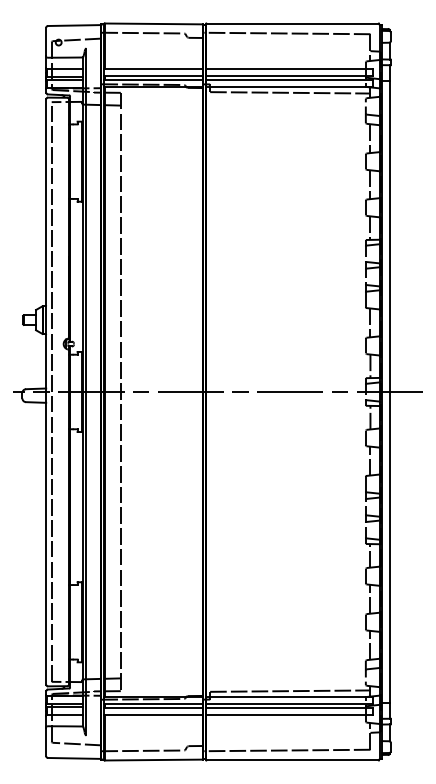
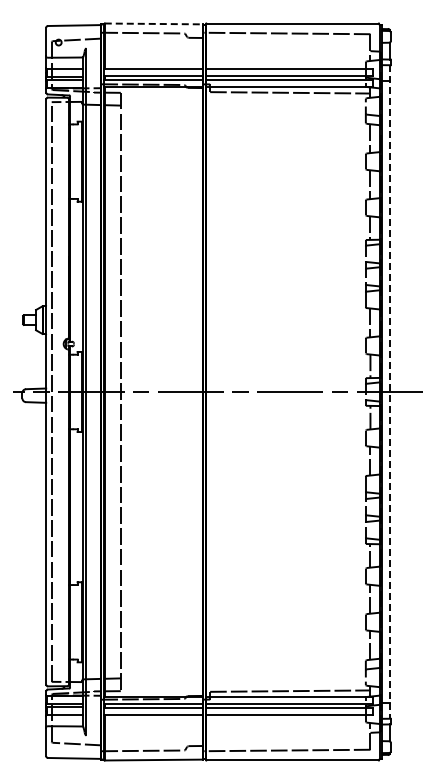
line: solid -> dashed (154, 23)
line: solid -> dashed (389, 391)
